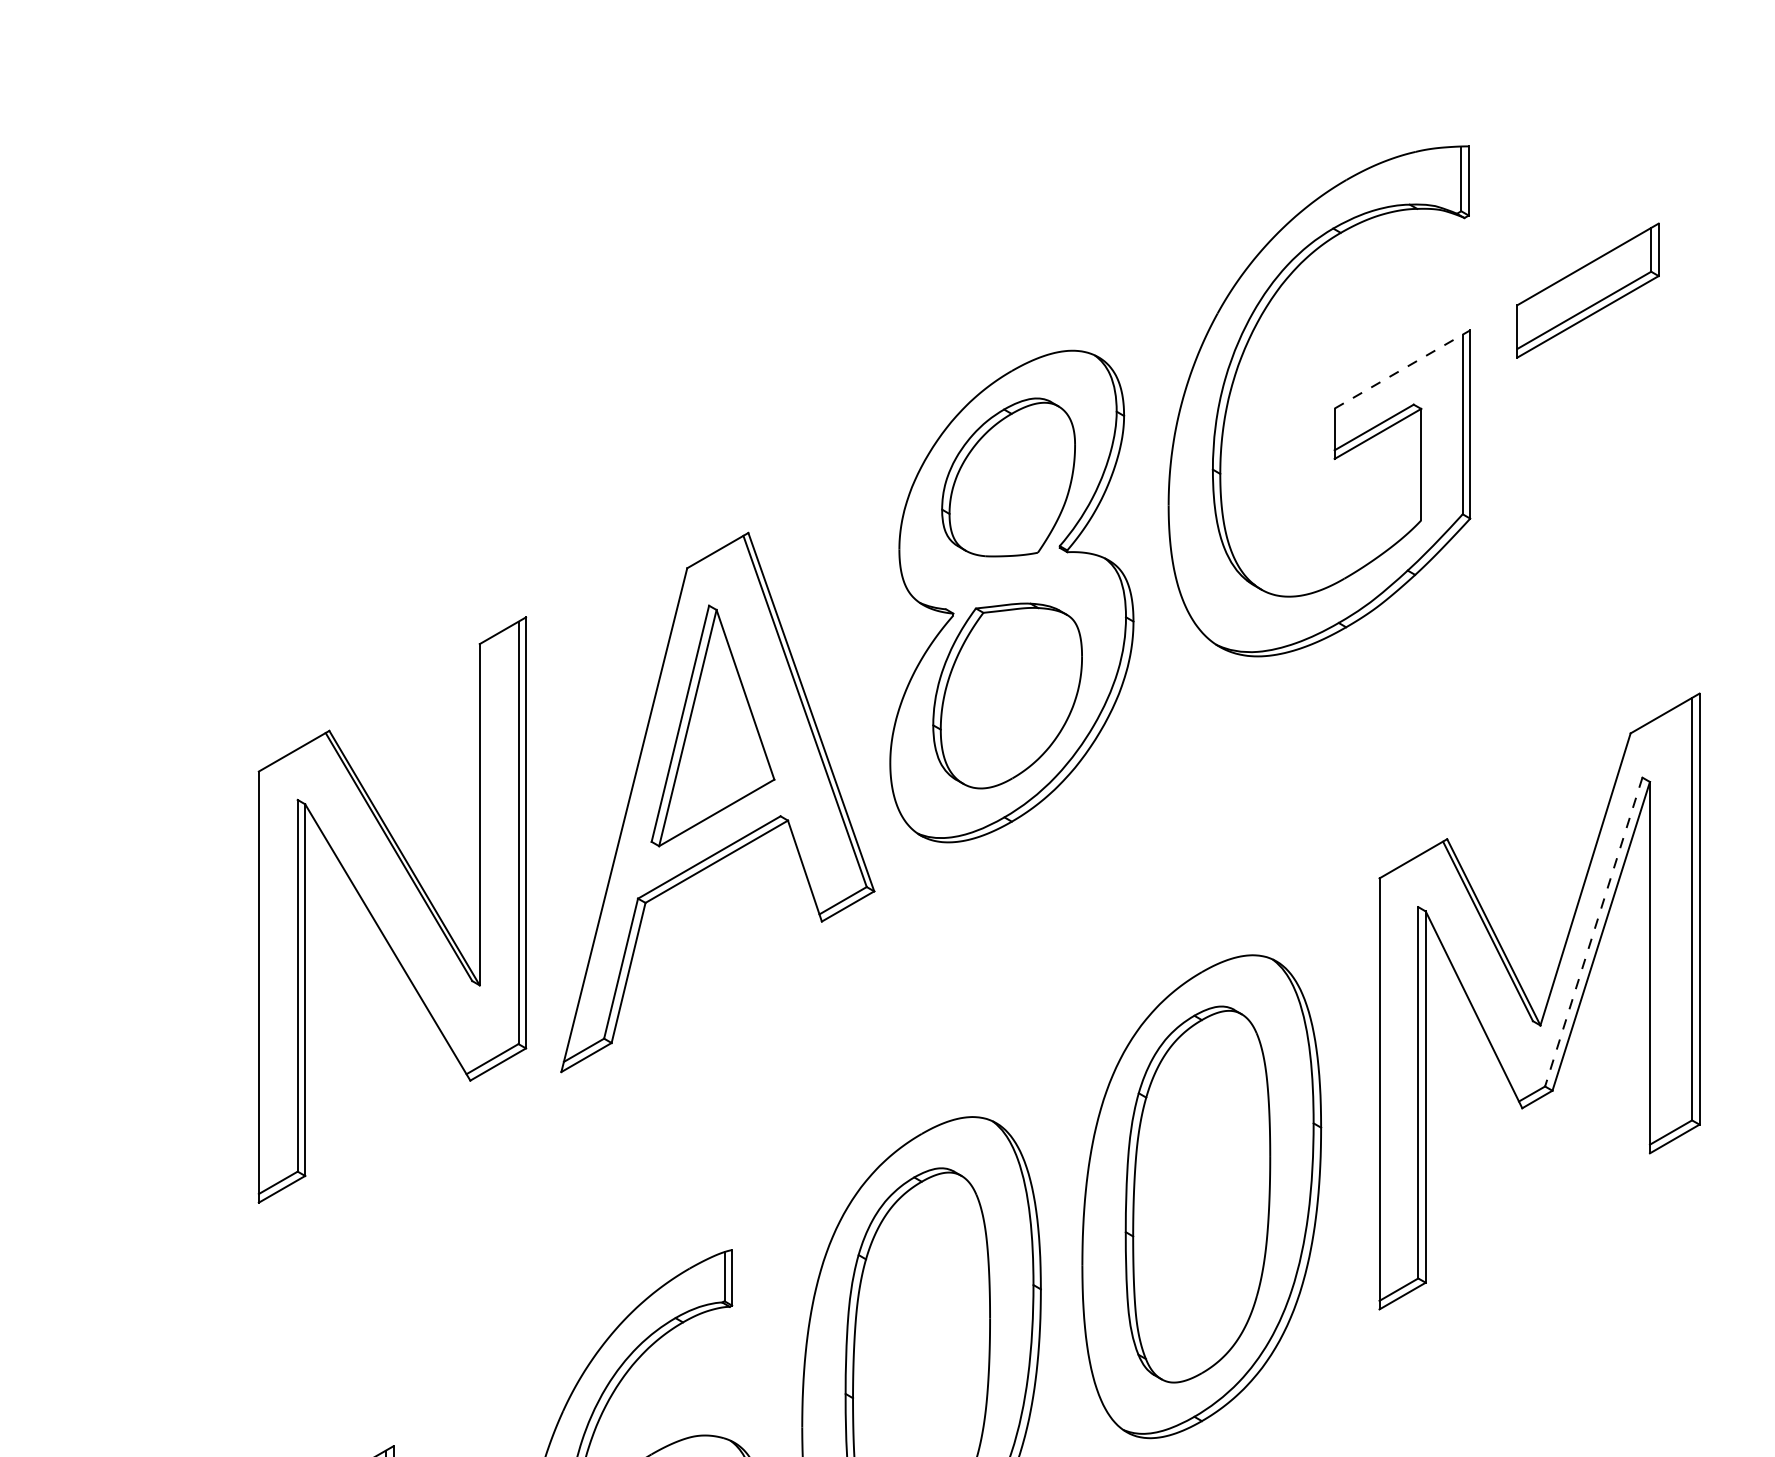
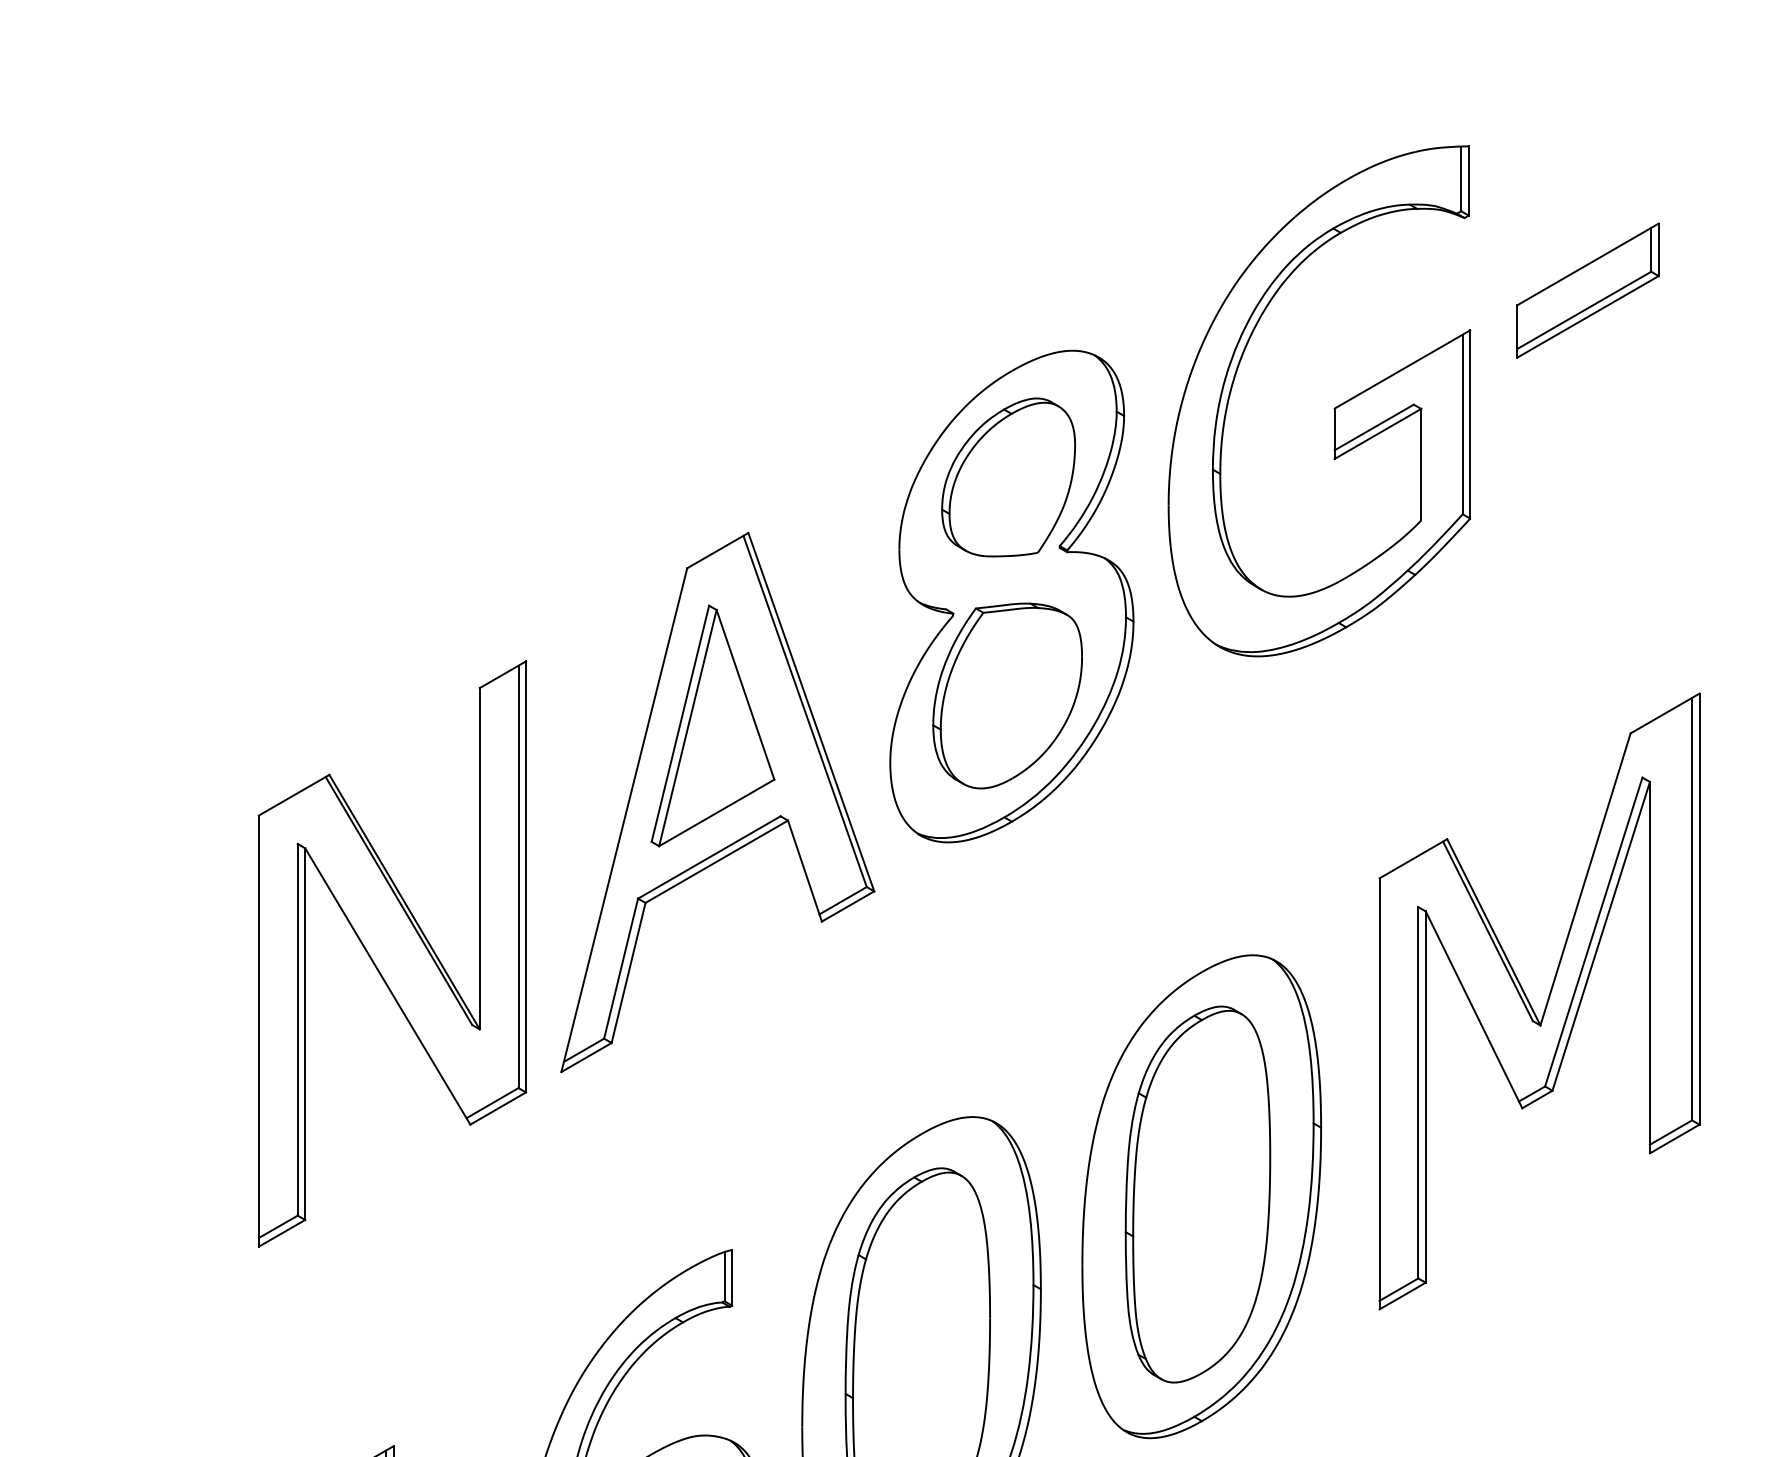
line: dashed -> solid (1402, 369)
part position: (392, 909) -> (392, 953) (392, 953)
line: dashed -> solid (1593, 932)
